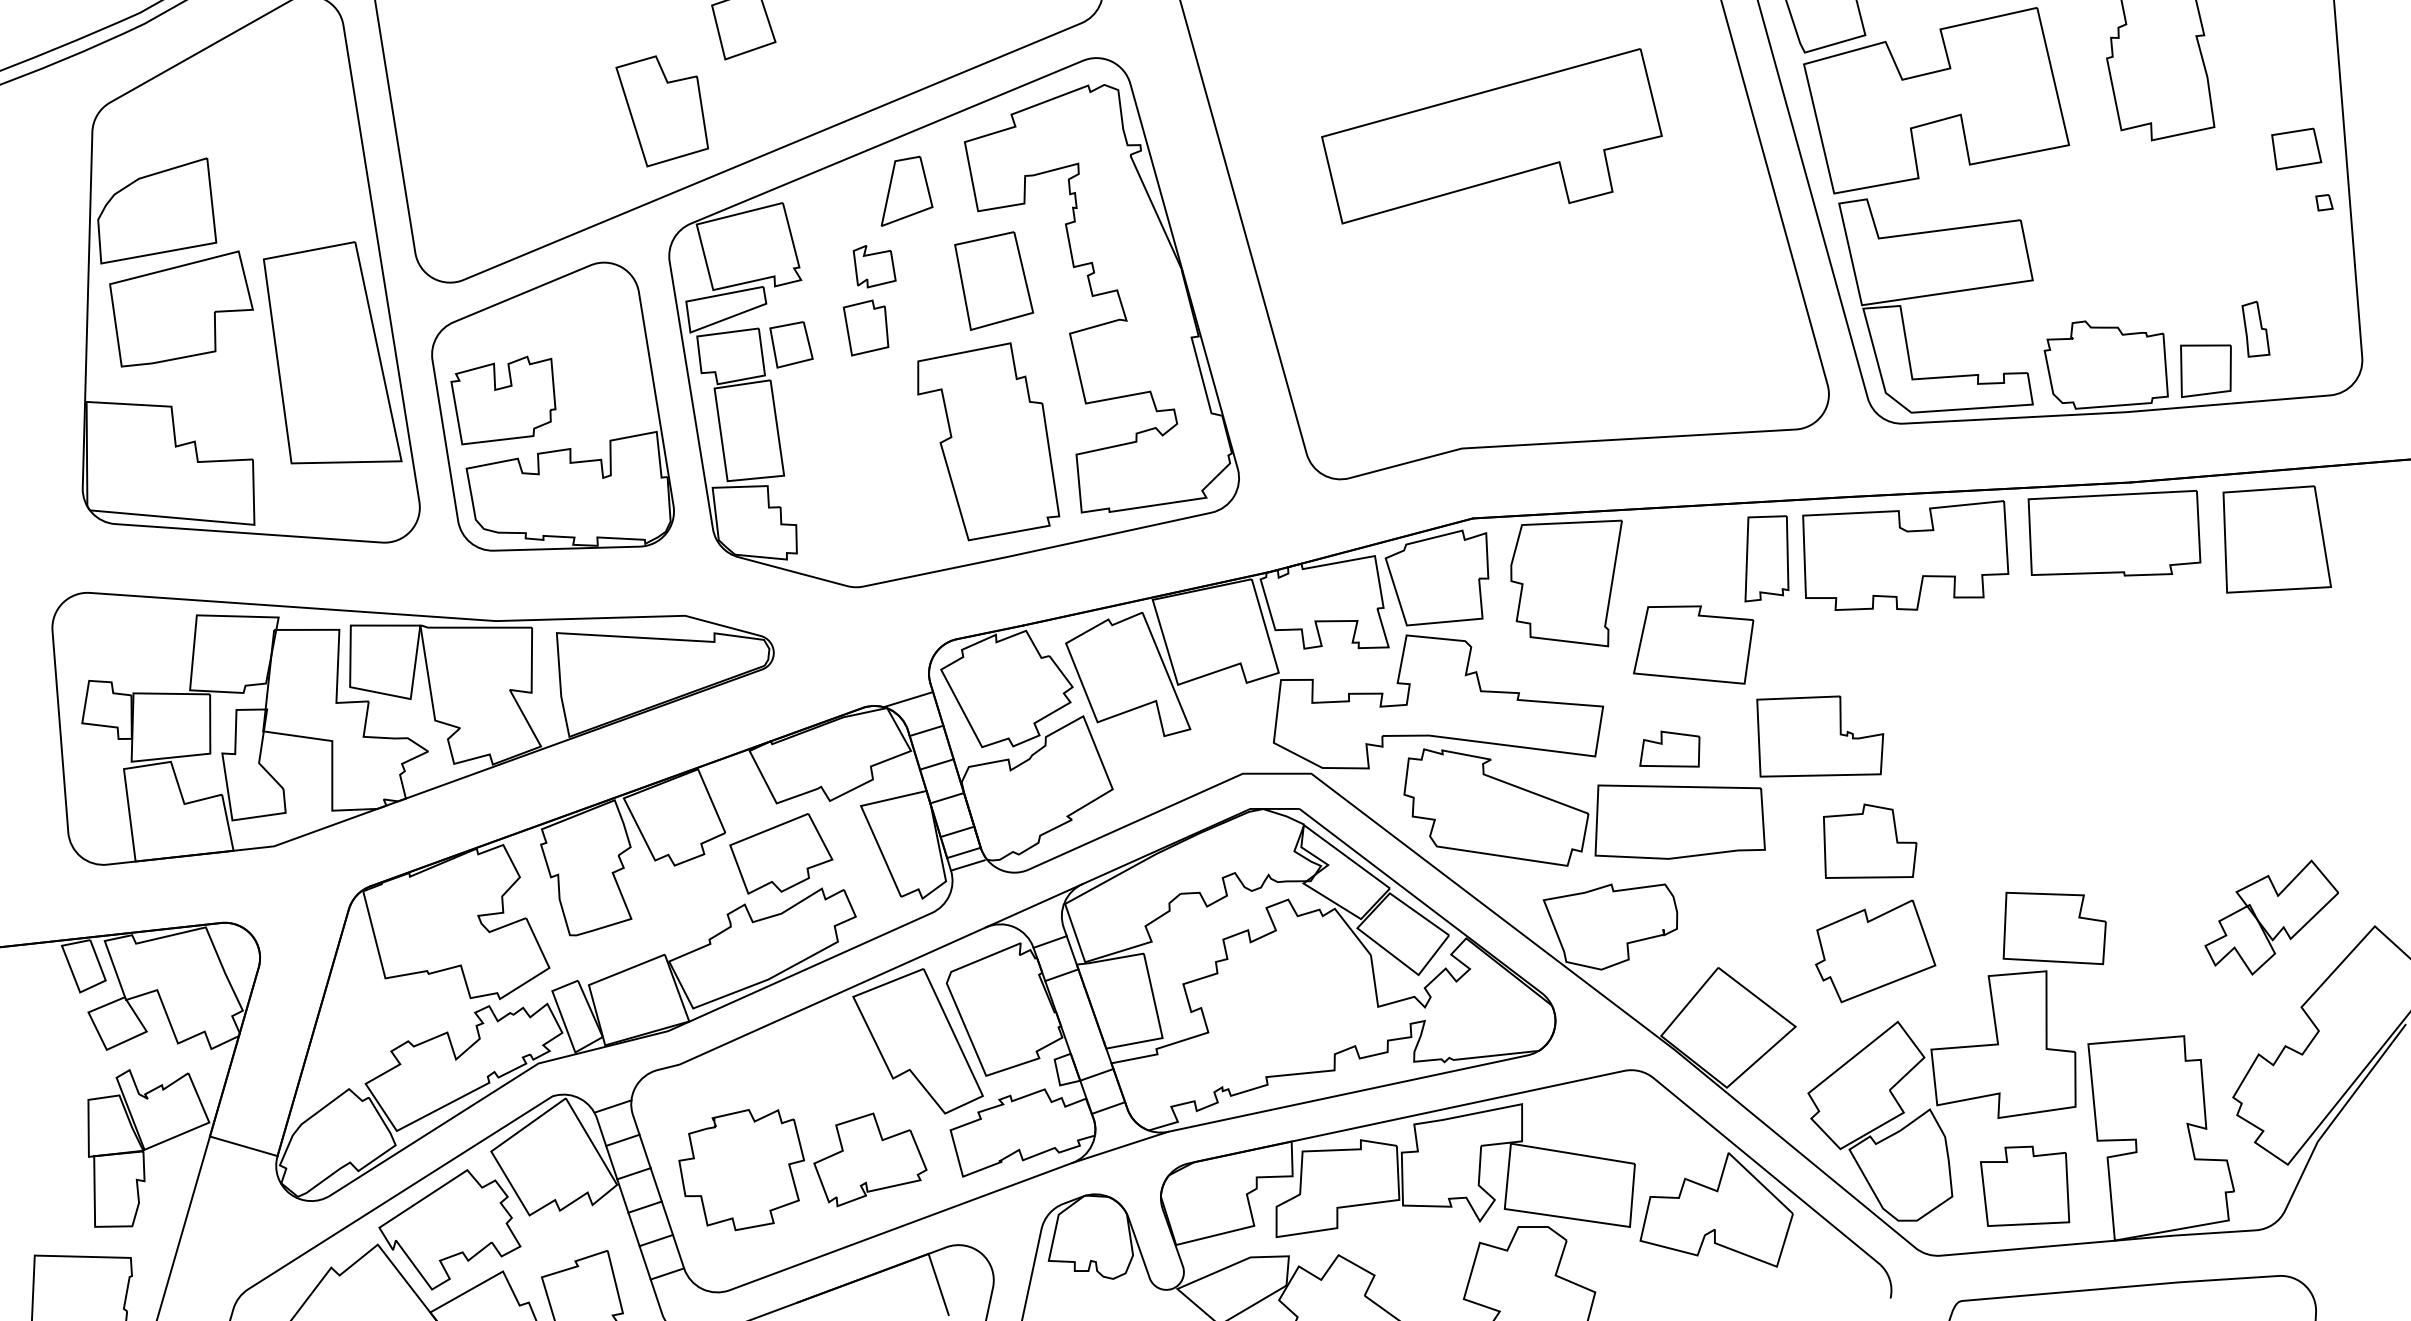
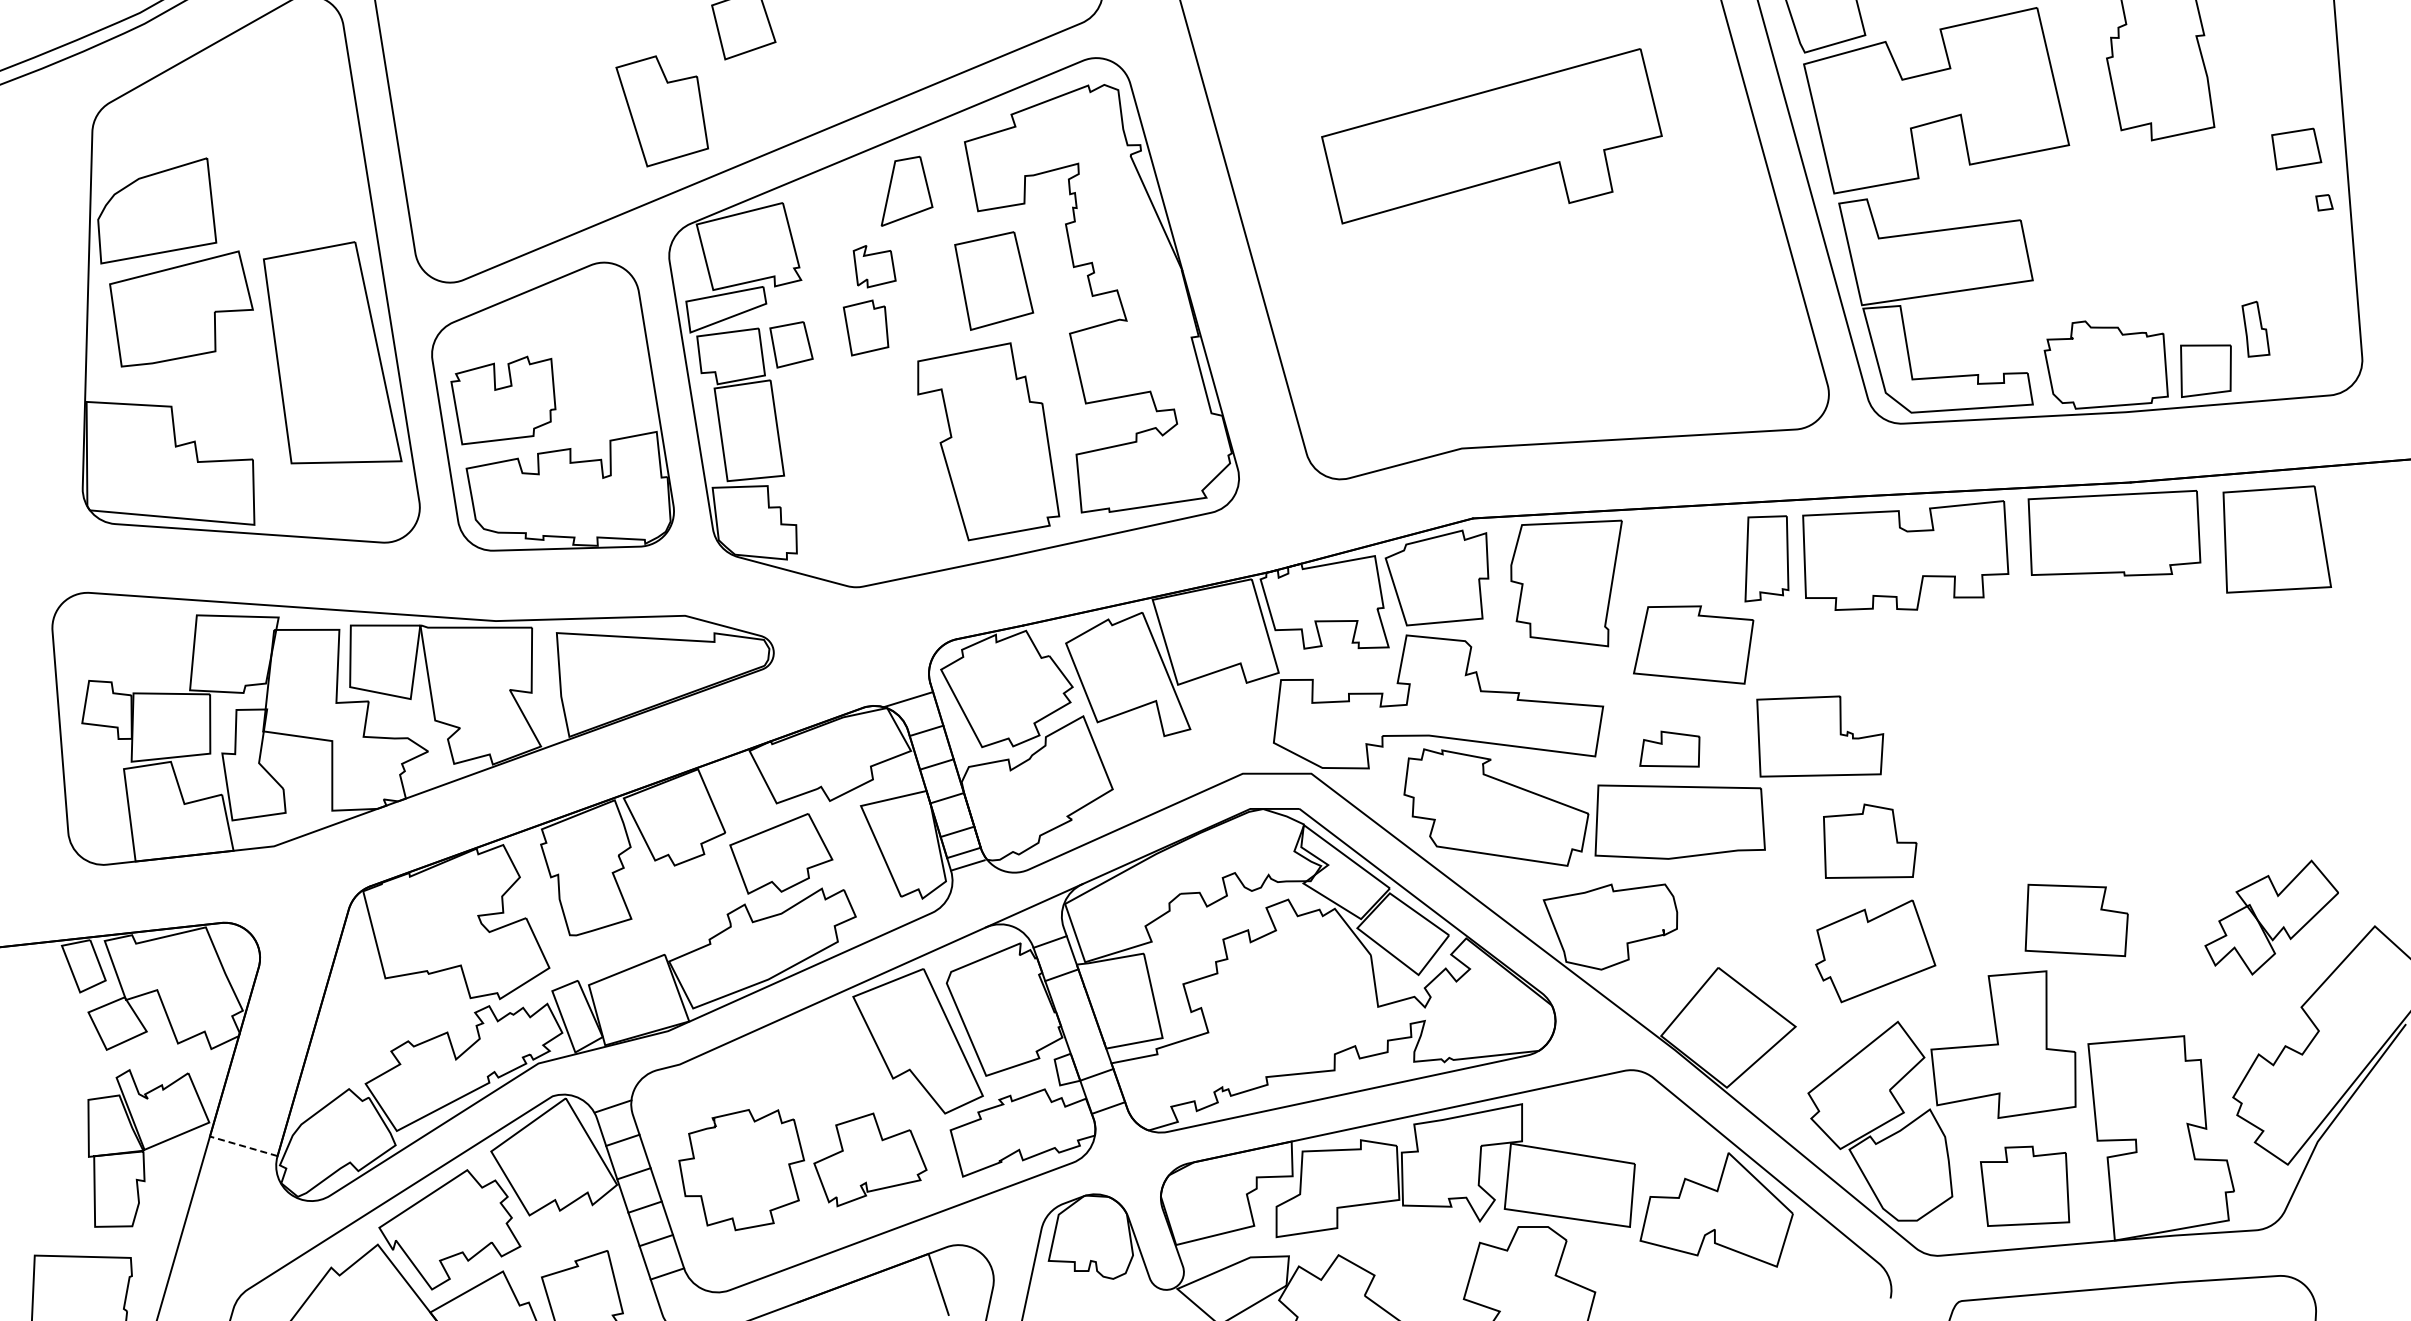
part position: (2054, 928) -> (2076, 920) (2076, 920)
line: solid -> dashed (243, 1146)
line: present -> none (1120, 1146)
